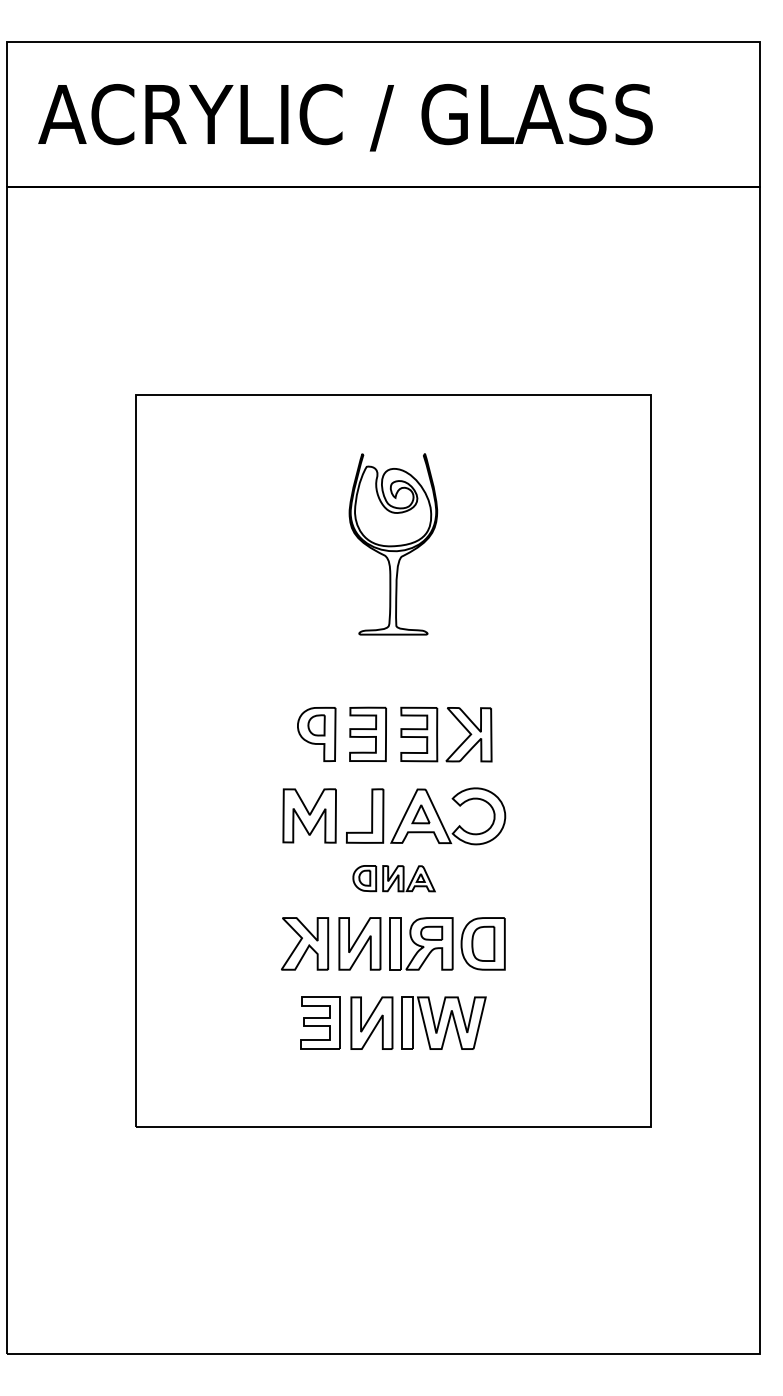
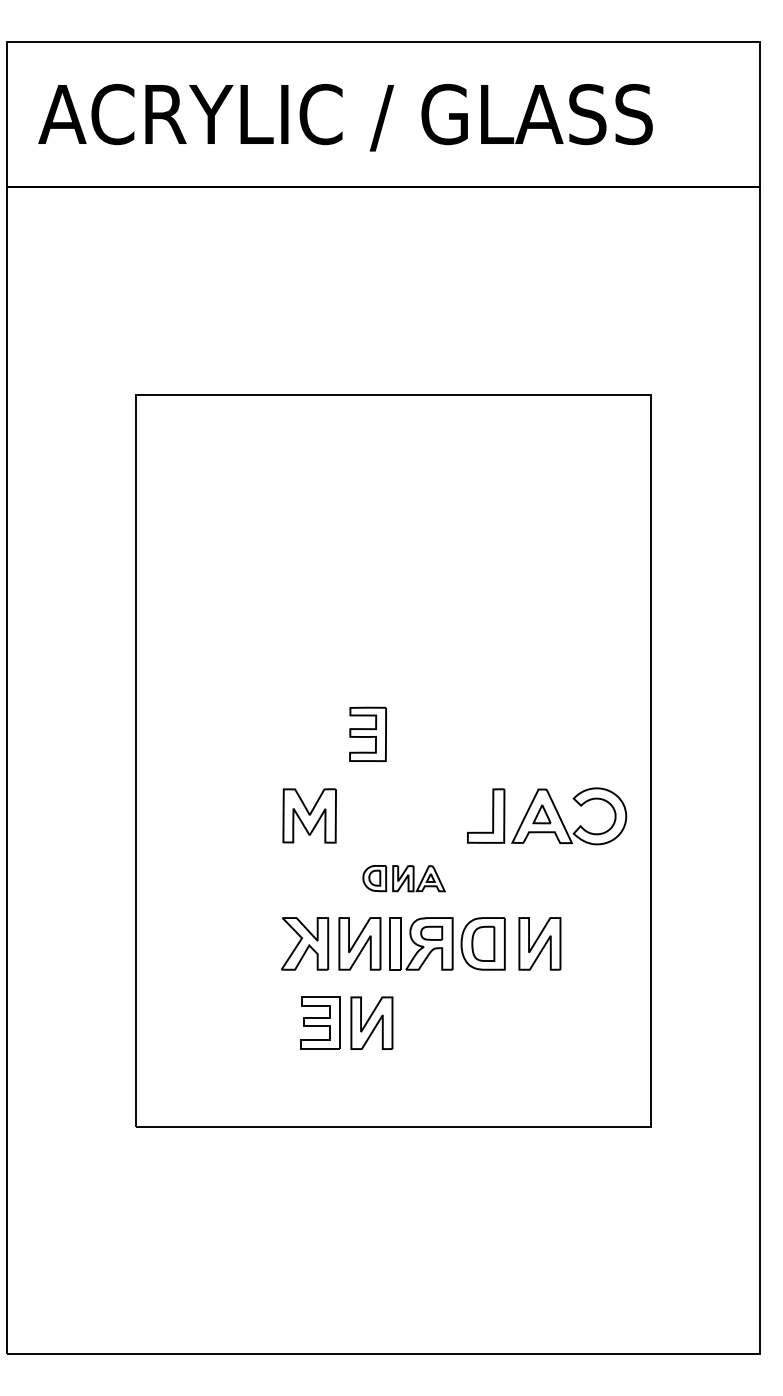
part: present -> none (393, 544)
part: present -> none (316, 733)
part: present -> none (438, 737)
part position: (426, 816) -> (547, 816) (547, 816)
part position: (393, 878) -> (403, 878) (403, 878)
part: none -> present (539, 943)
part: present -> none (443, 1022)
